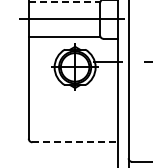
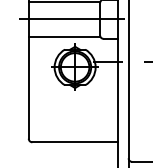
line: dashed -> solid (64, 1)
line: dashed -> solid (75, 142)
